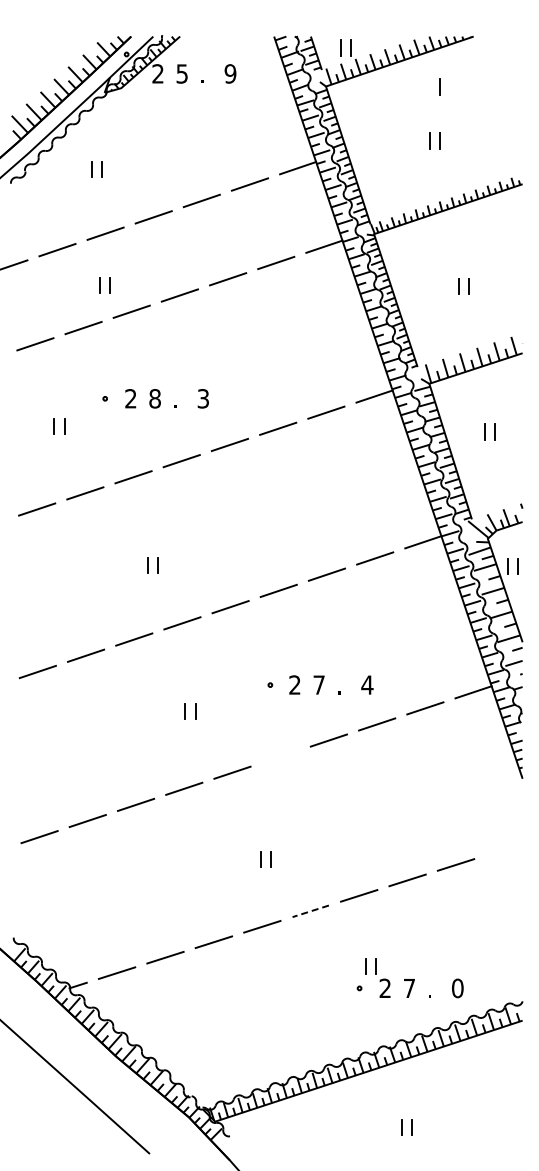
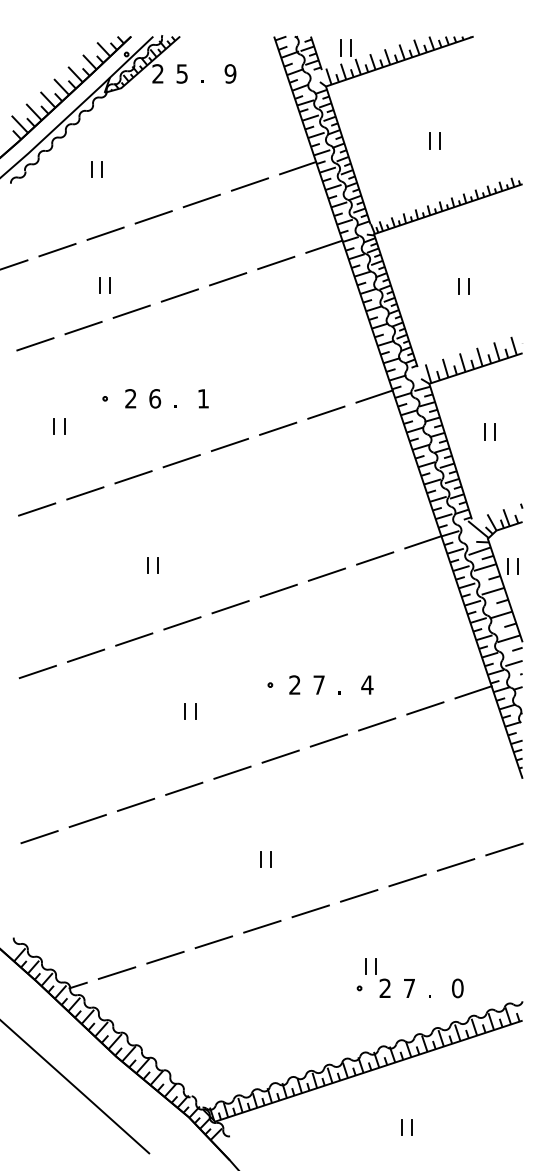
line: present -> none (439, 86)
text: 8 -> 6 (155, 398)
text: 3 -> 1 (202, 398)
line: none -> present (280, 756)
line: none -> present (504, 849)
line: dashed -> solid (310, 911)
